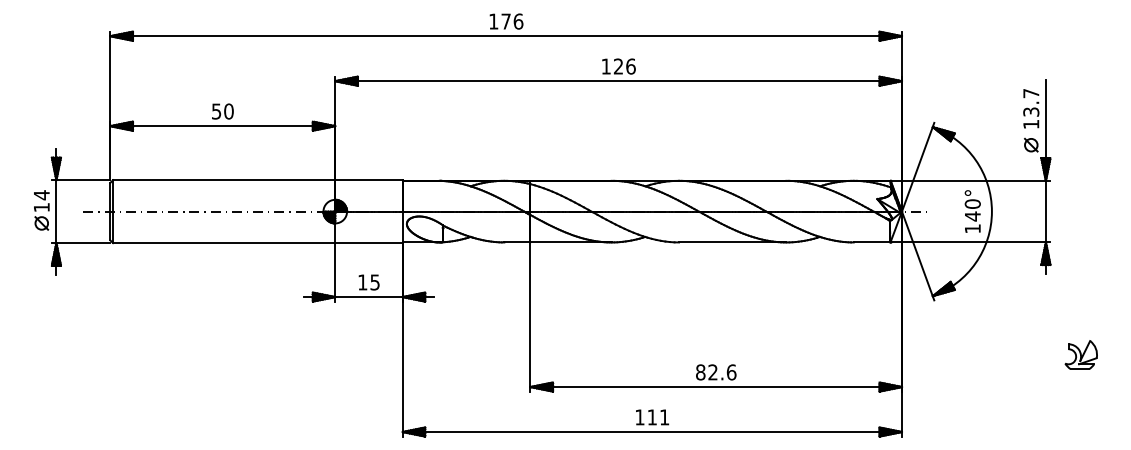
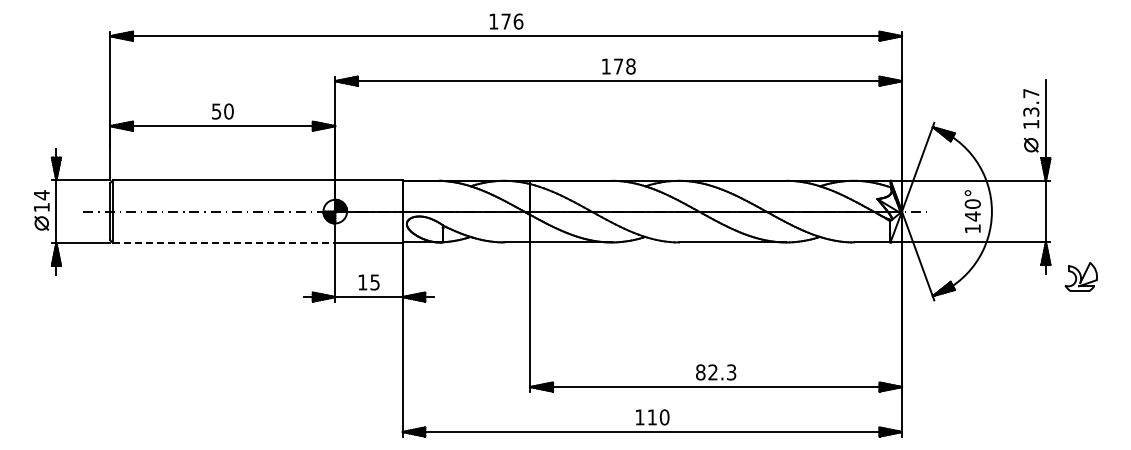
text: 126 -> 178 (624, 66)
line: solid -> dashed (224, 243)
part position: (1080, 354) -> (1080, 276) (1080, 276)
text: 82.6 -> 82.3 (731, 372)
text: 111 -> 110 (664, 417)
